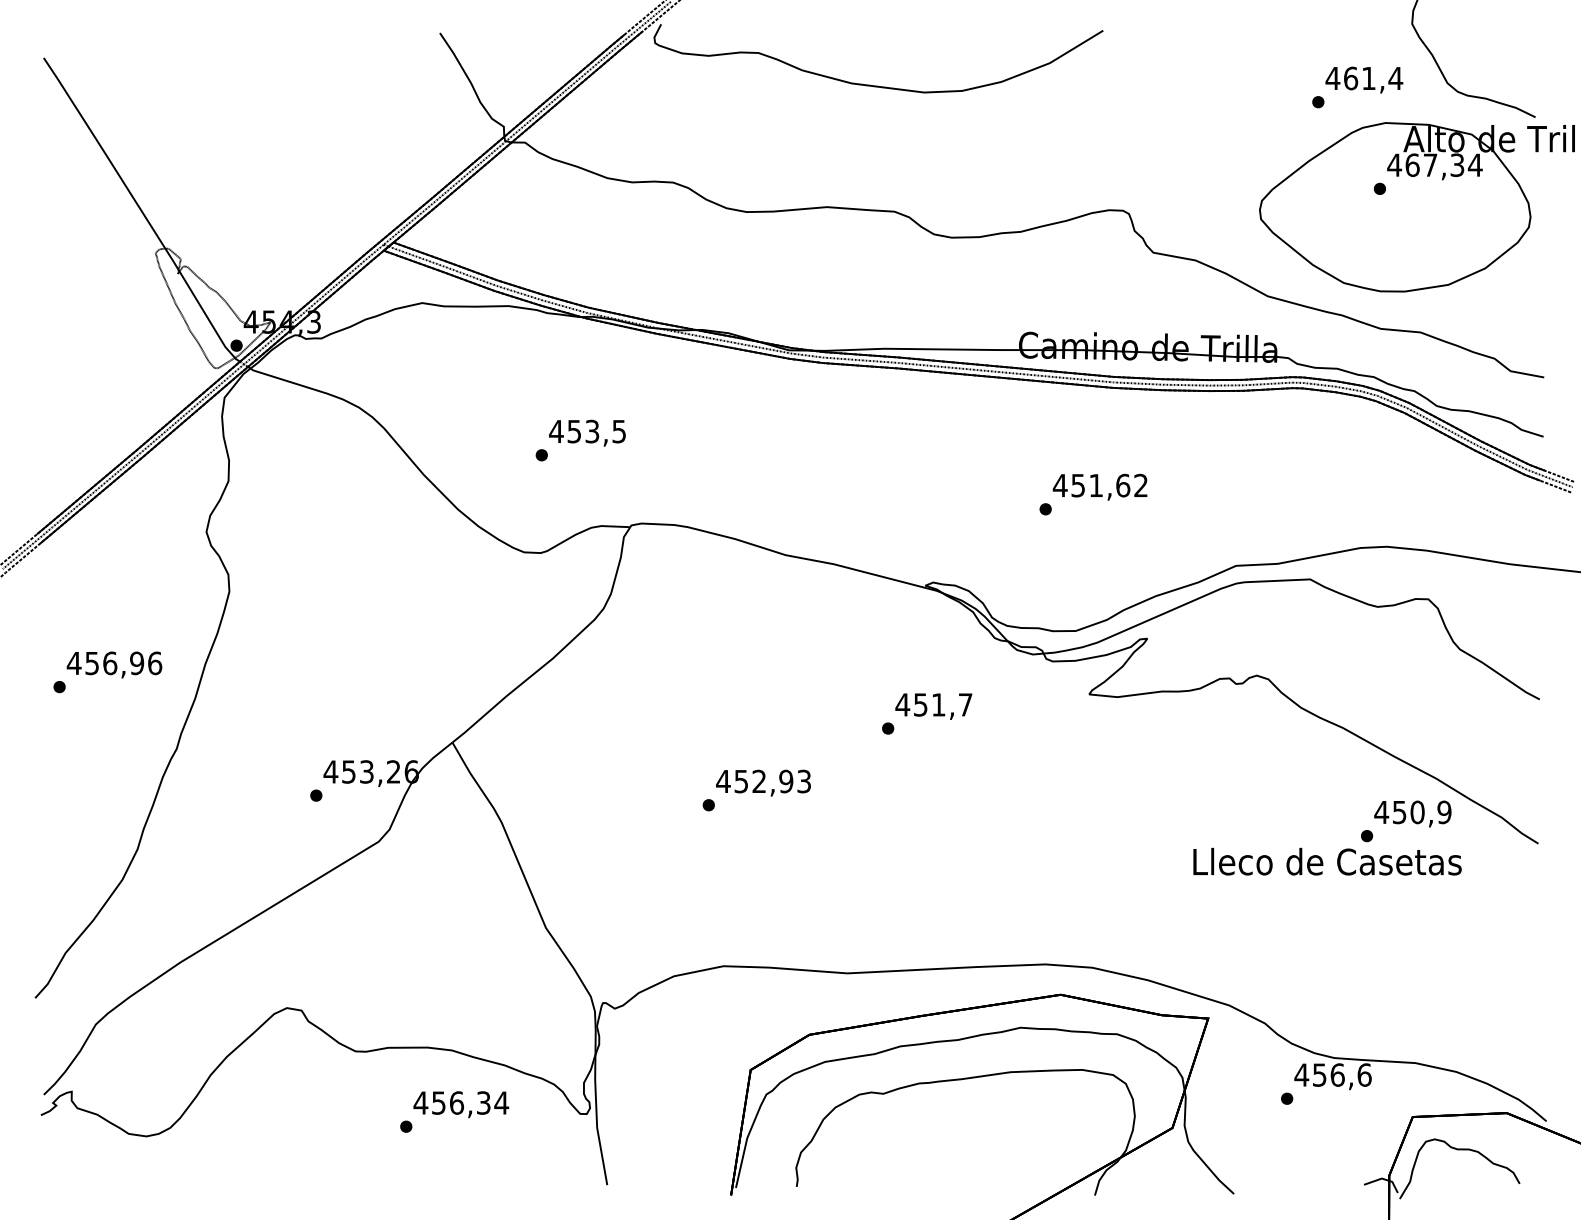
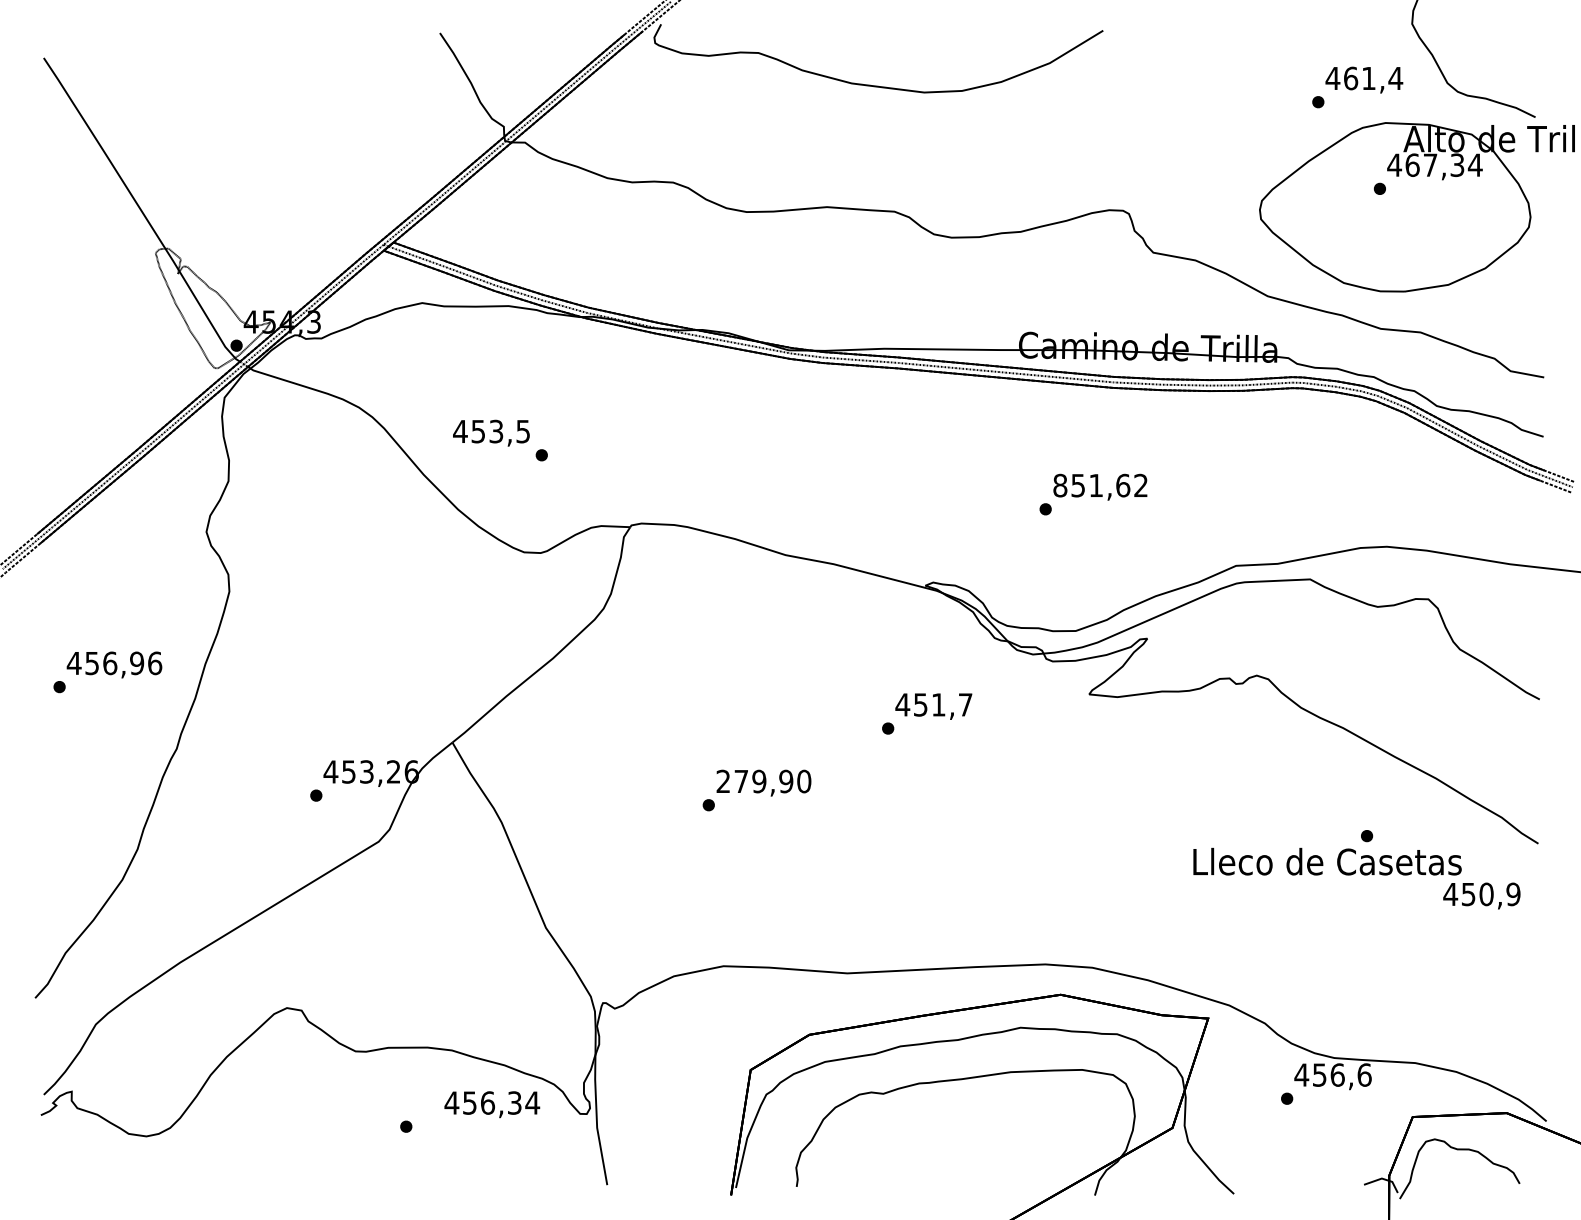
text position: (587, 432) -> (491, 432) (491, 432)
text: 451,62 -> 851,62 (1059, 485)
text: 452,93 -> 279,90 (763, 781)
text position: (1412, 813) -> (1481, 895) (1481, 895)
text position: (461, 1104) -> (492, 1104) (492, 1104)
